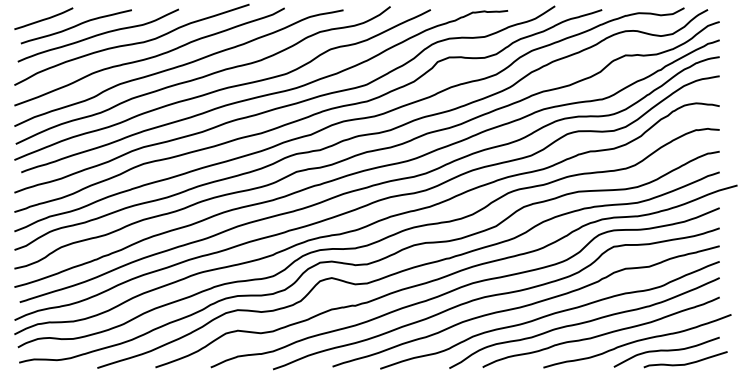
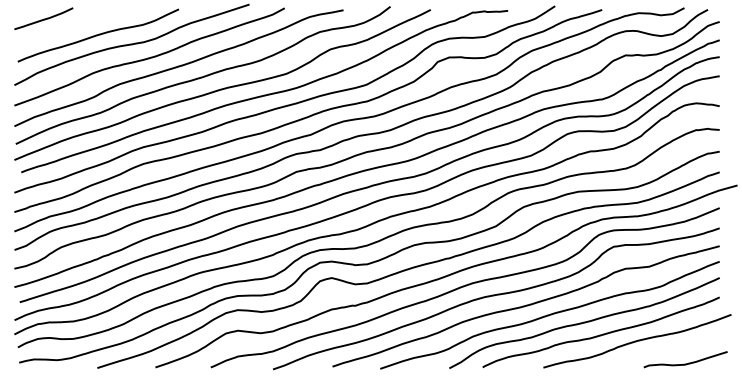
curve: present -> none (75, 26)
curve: present -> none (666, 351)
